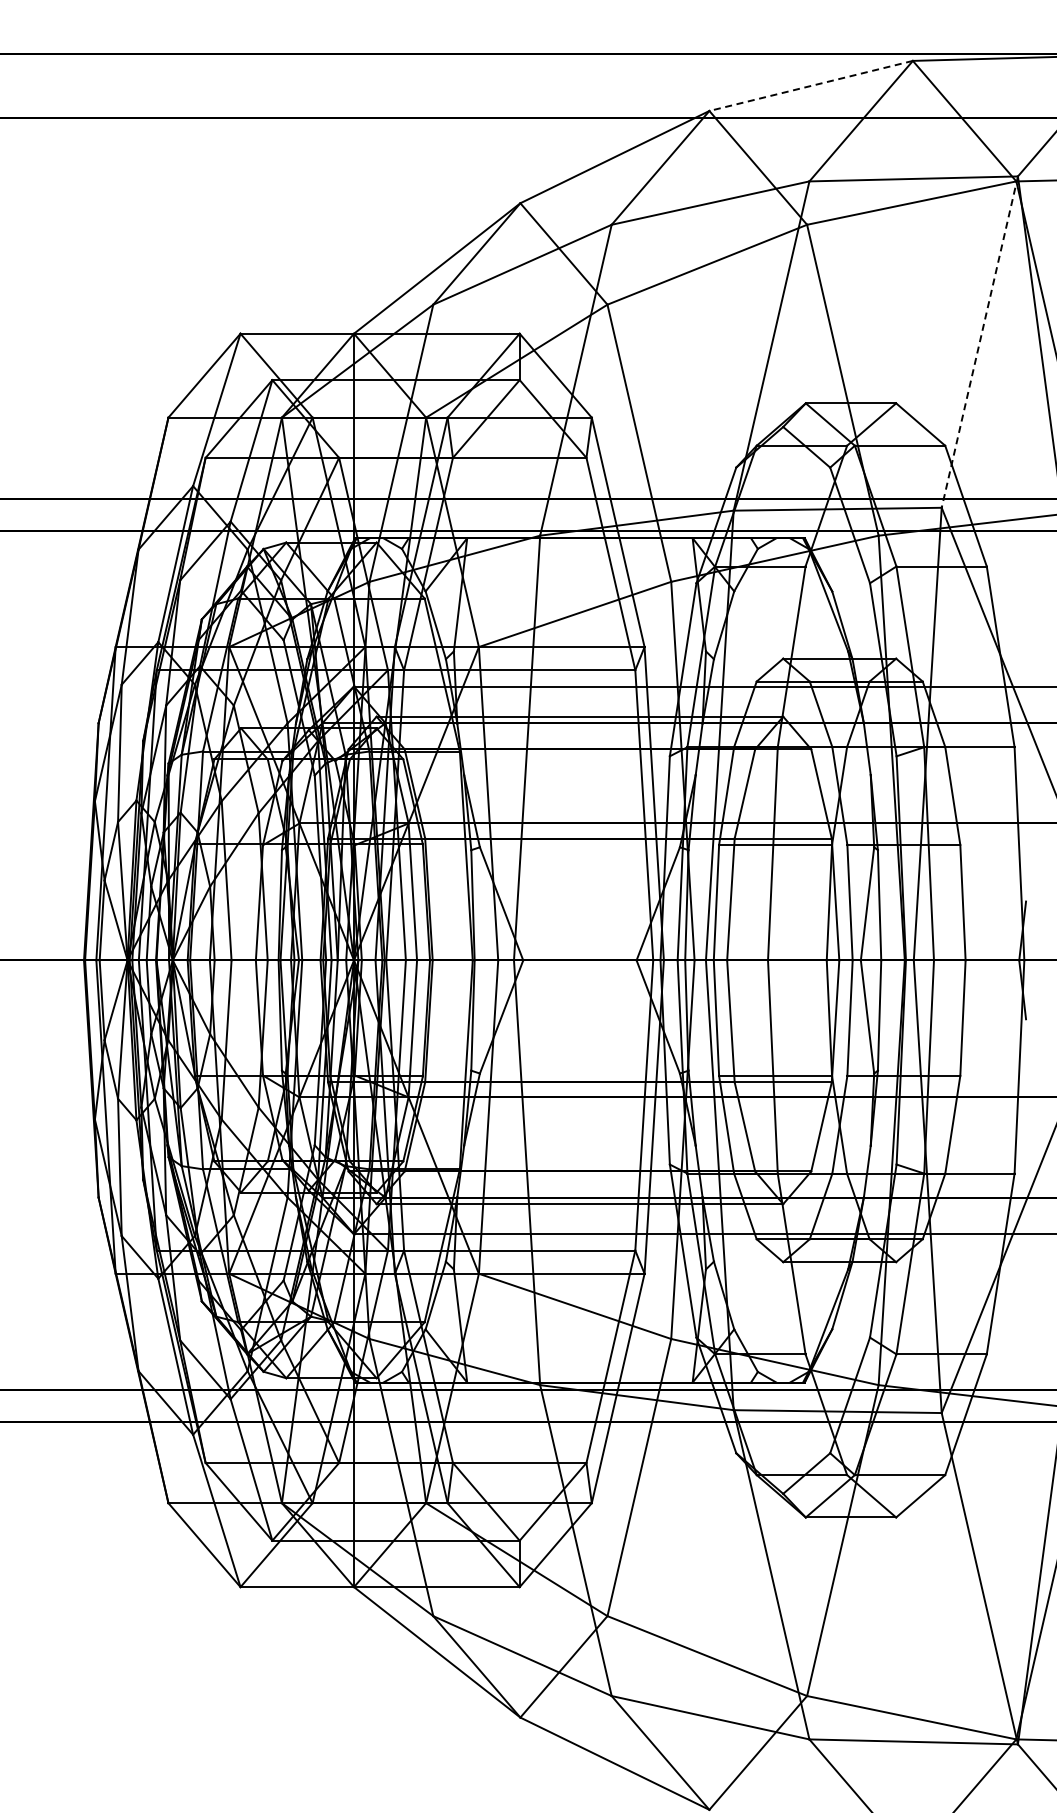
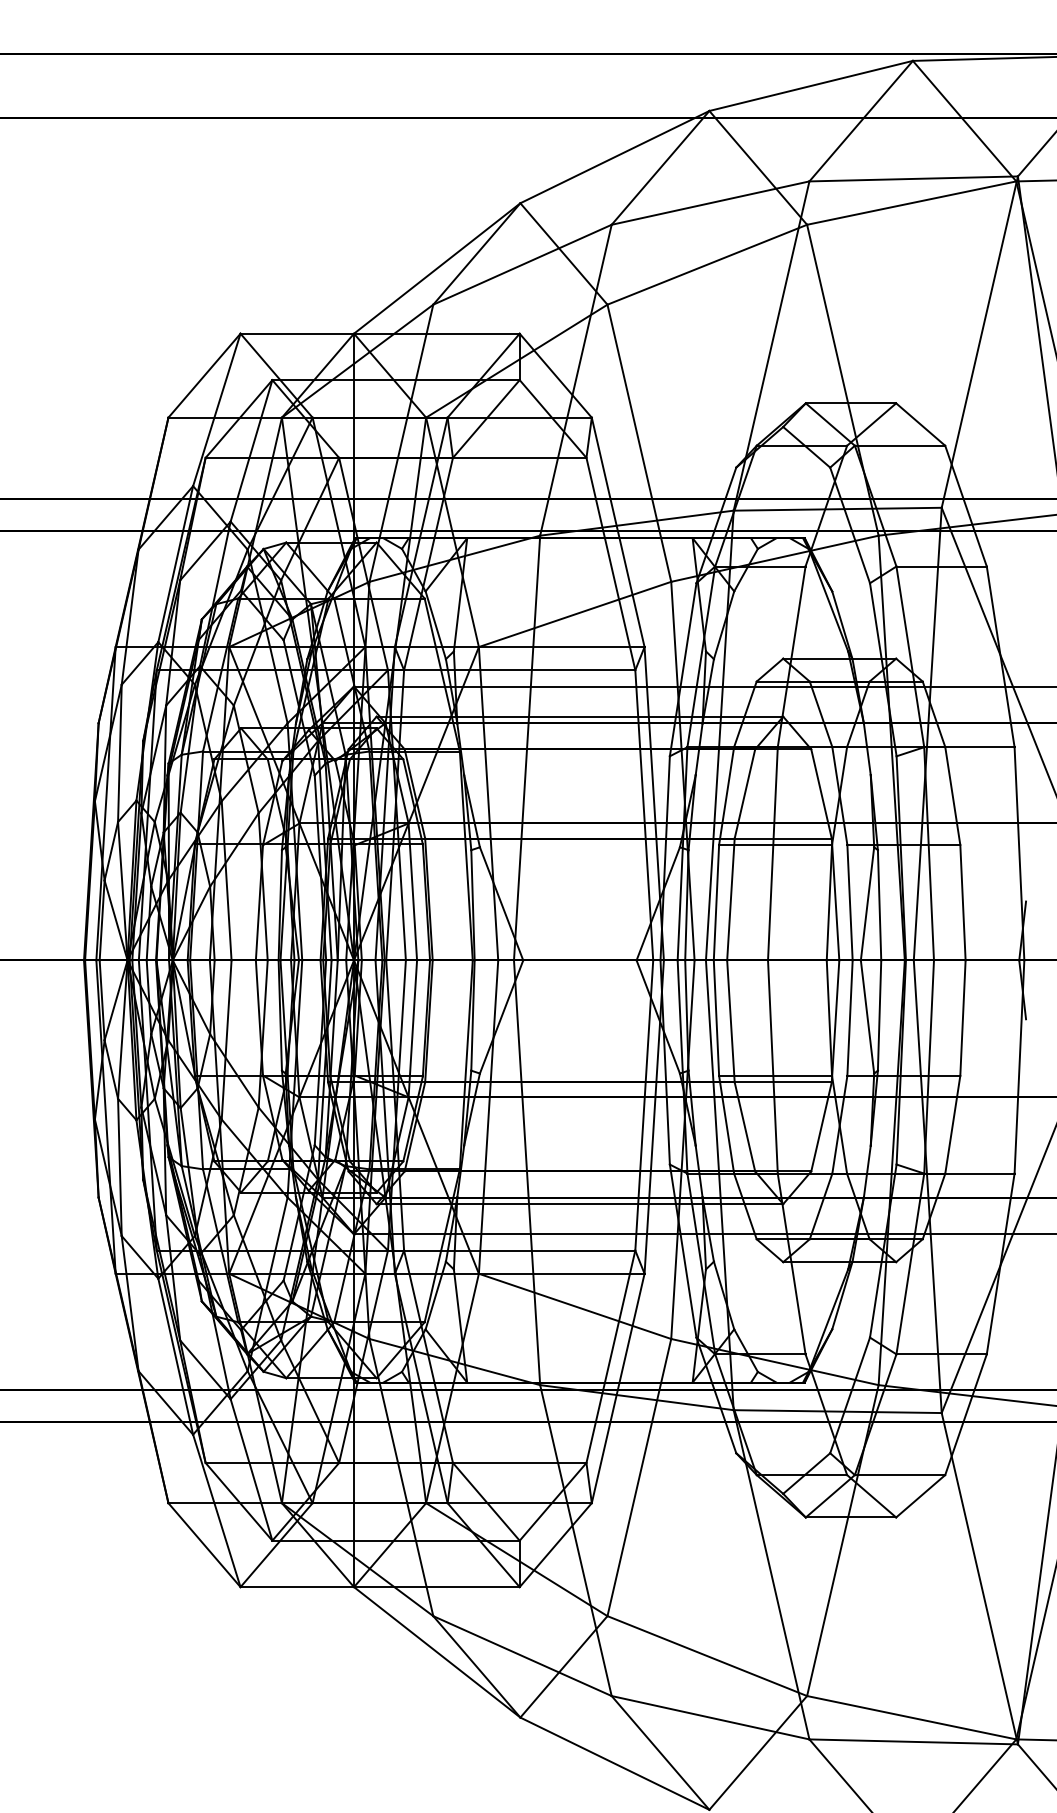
line: dashed -> solid (811, 85)
line: dashed -> solid (979, 342)
